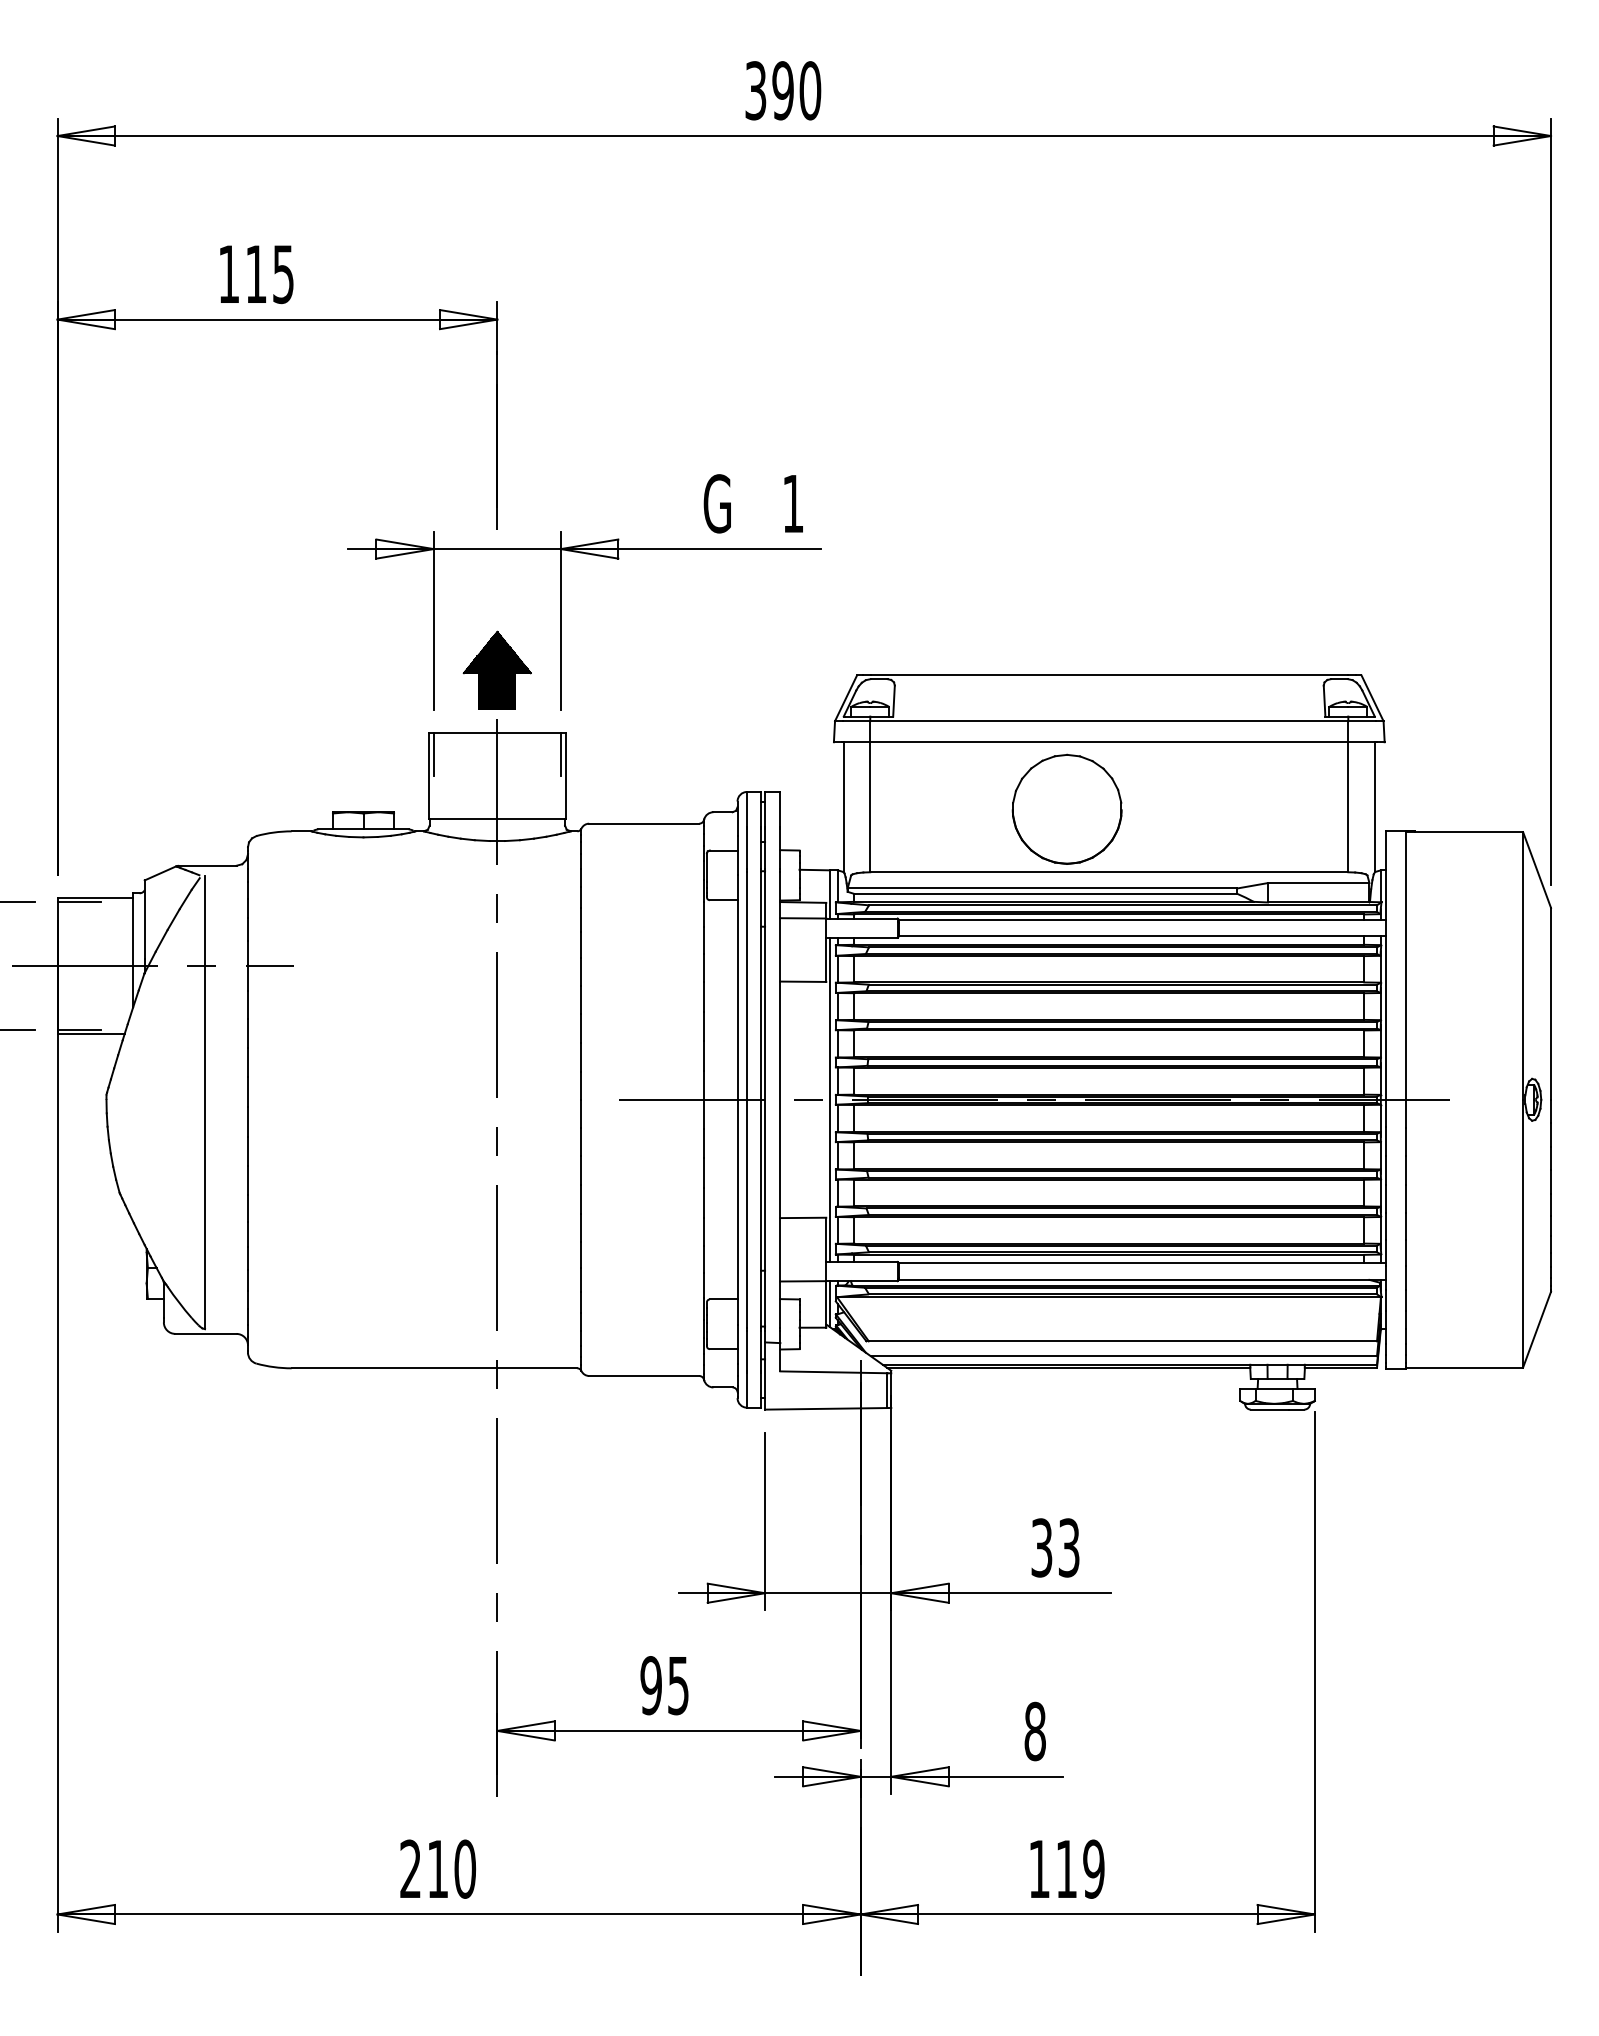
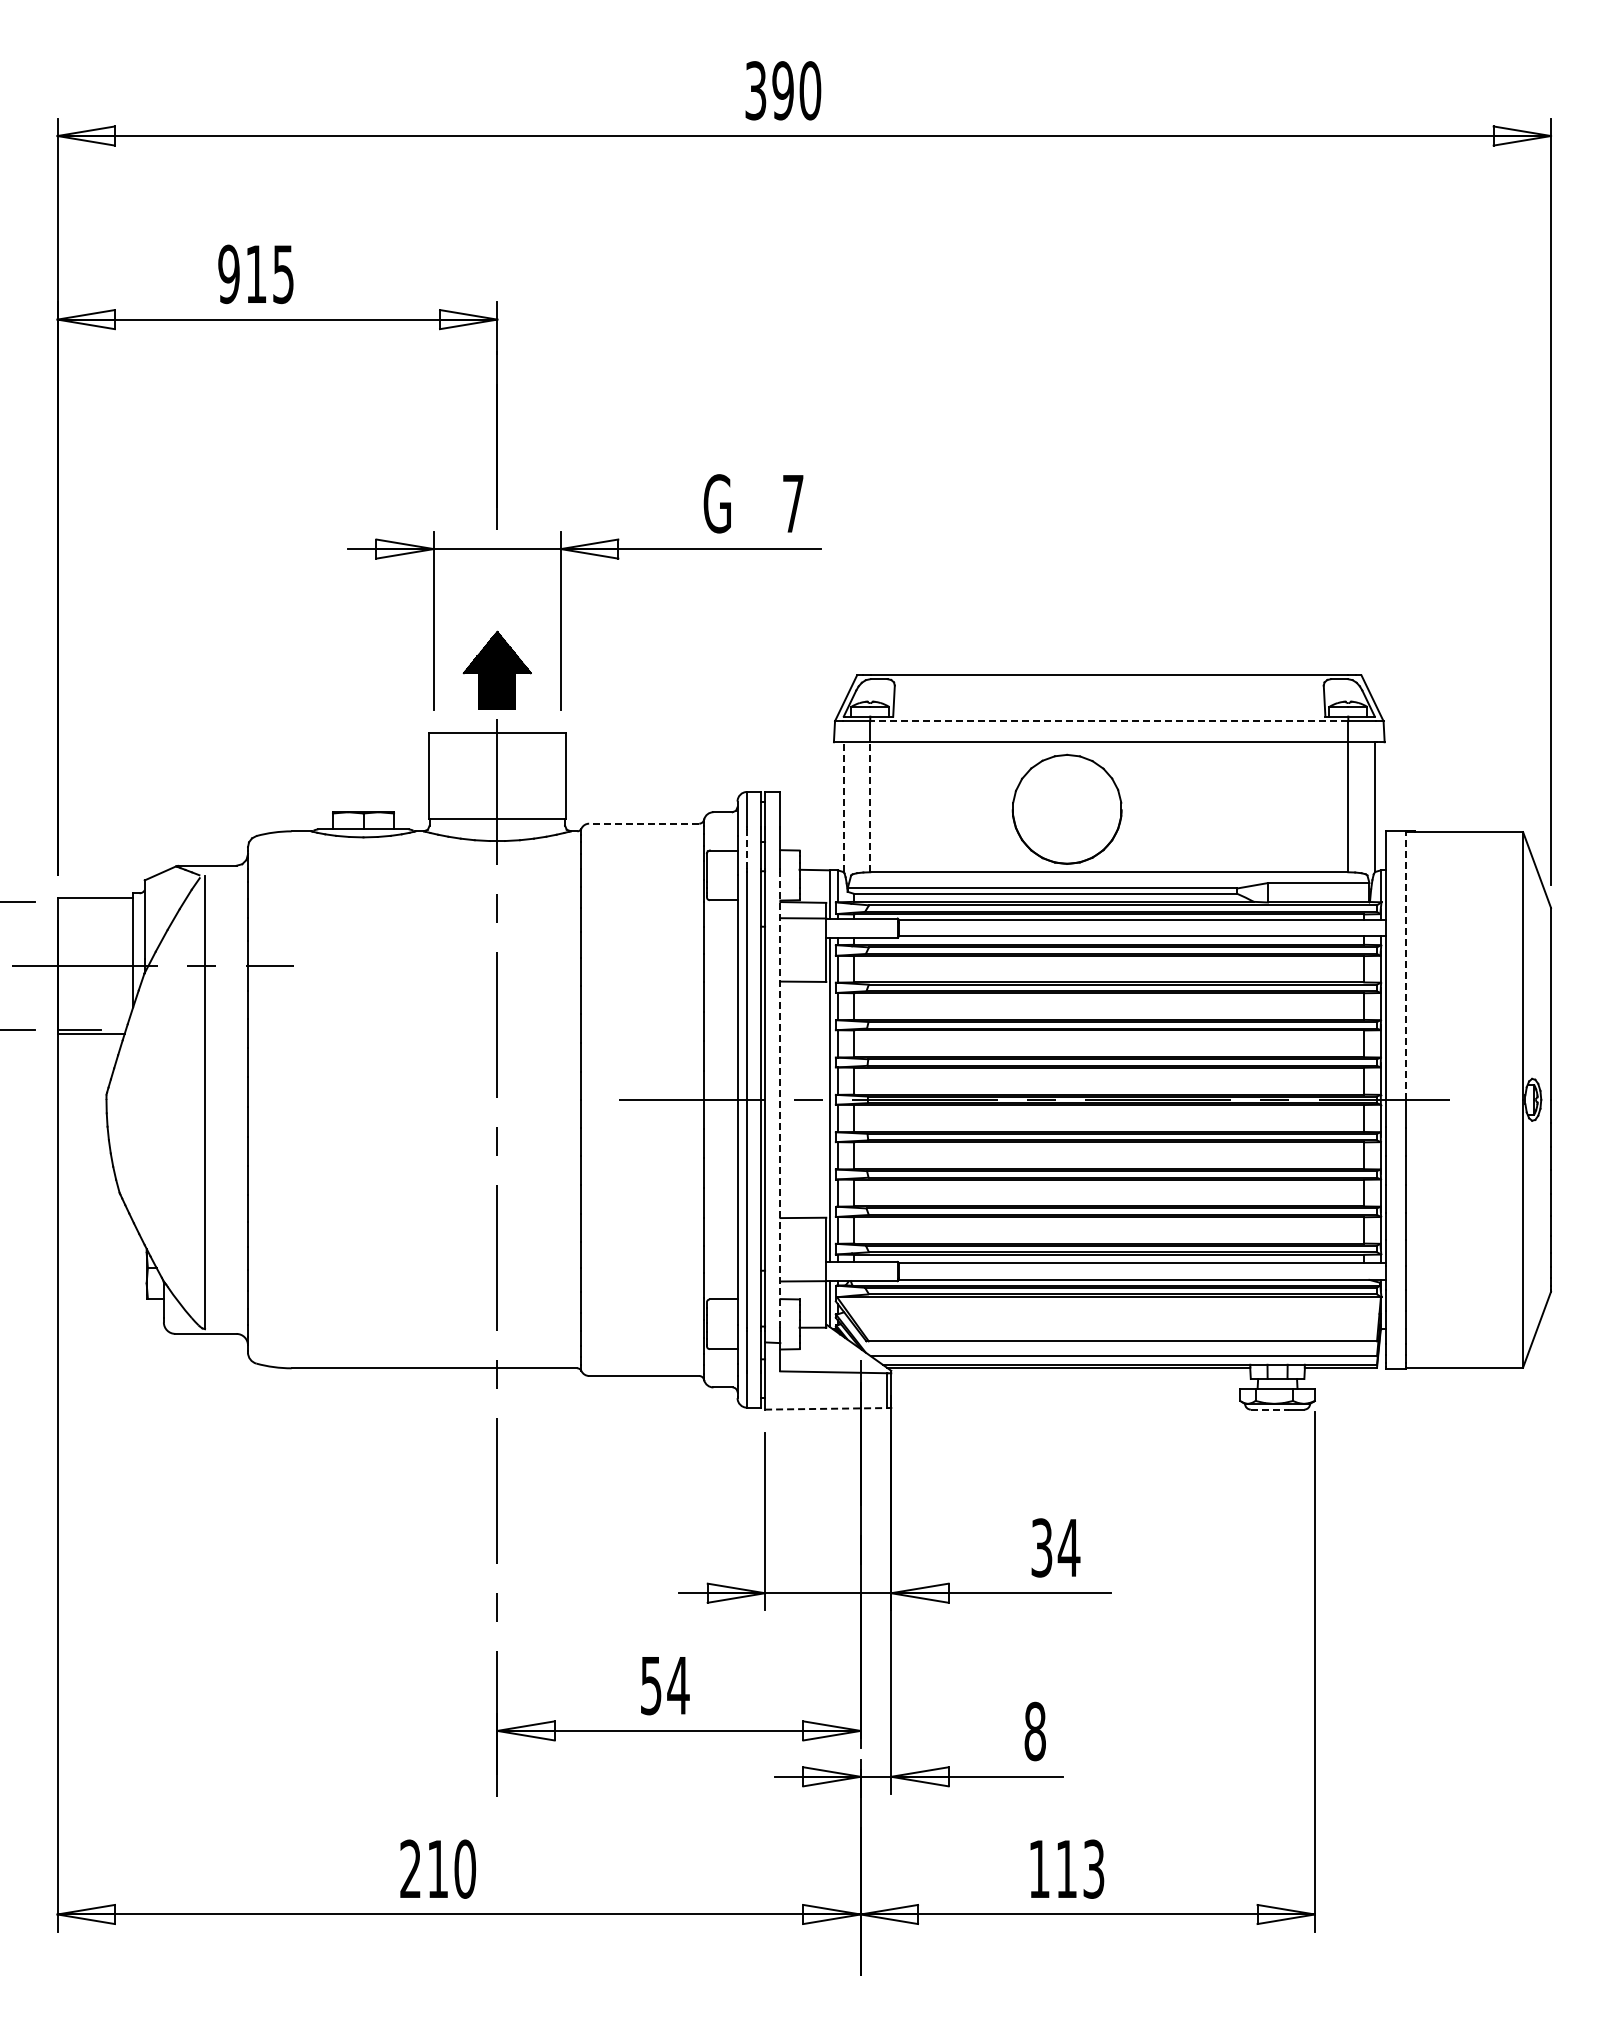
text: 115 -> 915 (228, 274)
text: 1 -> 7 (793, 503)
line: solid -> dashed (1108, 721)
line: present -> none (433, 753)
line: present -> none (560, 753)
line: solid -> dashed (870, 806)
line: solid -> dashed (843, 807)
line: solid -> dashed (643, 823)
line: solid -> dashed (747, 849)
line: present -> none (78, 902)
line: solid -> dashed (1405, 965)
line: solid -> dashed (780, 1099)
line: solid -> dashed (826, 1408)
line: solid -> dashed (1269, 1409)
text: 33 -> 34 (1068, 1547)
text: 95 -> 54 (664, 1685)
text: 119 -> 113 (1093, 1868)
